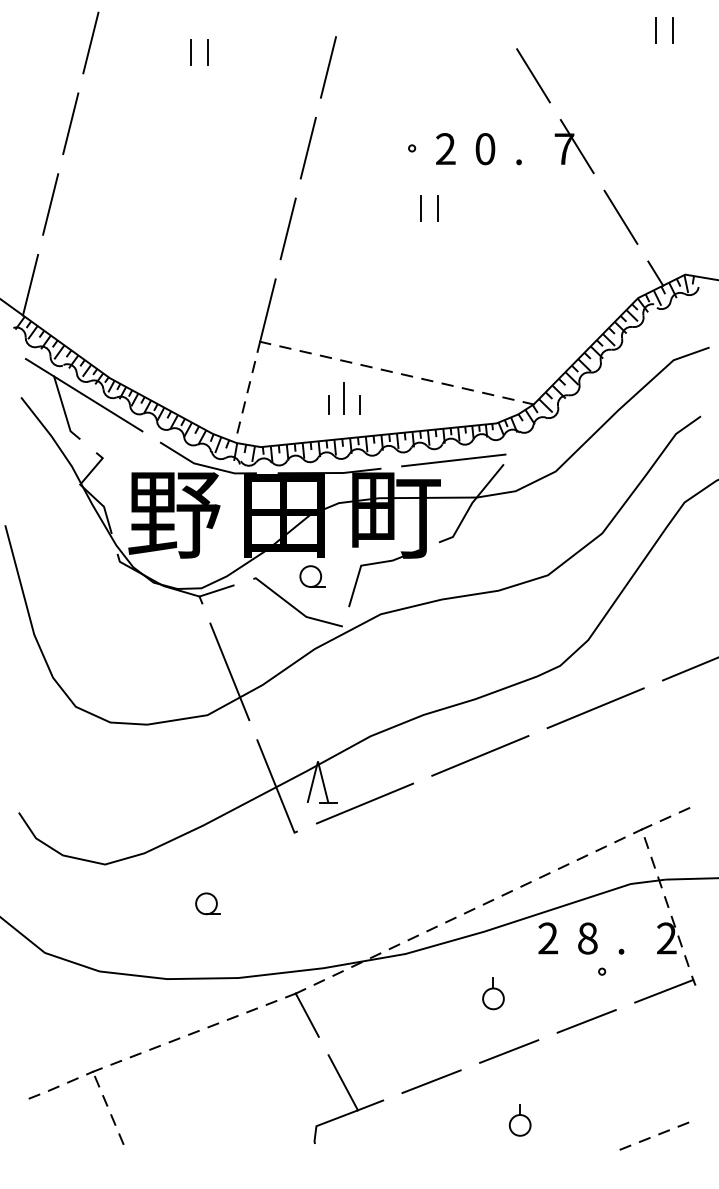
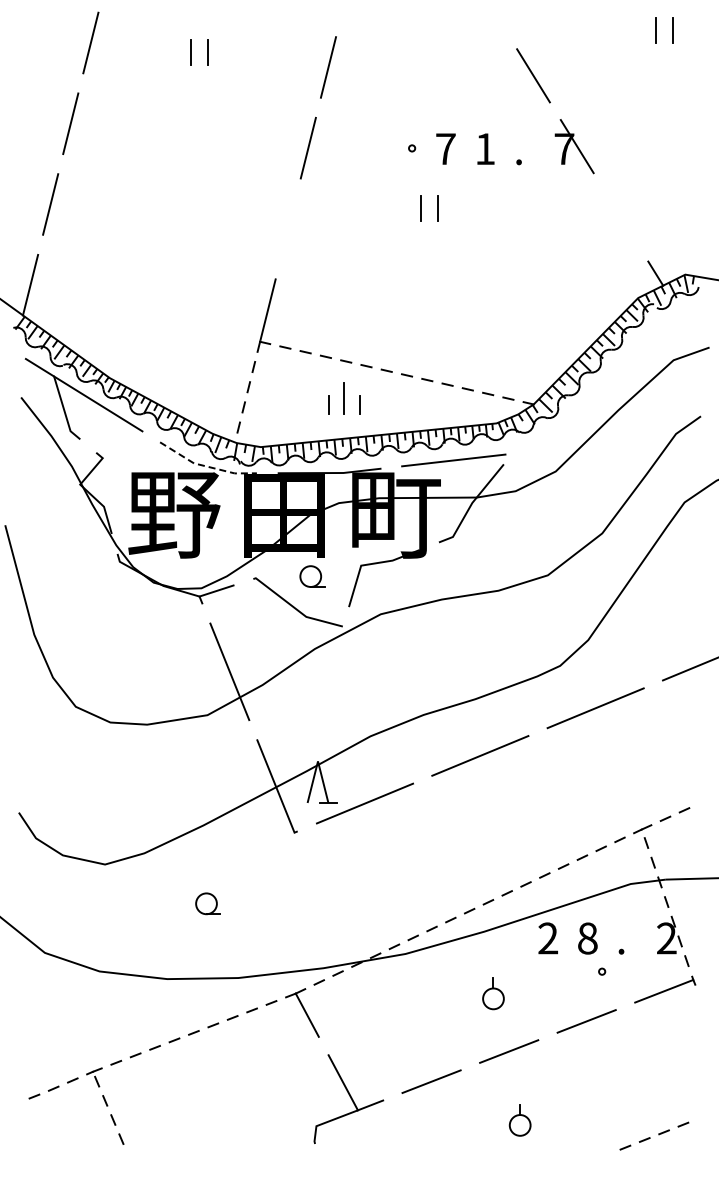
text: 2 -> 7 (445, 148)
text: 0 -> 1 (485, 149)
line: present -> none (620, 216)
line: present -> none (287, 228)
line: solid -> dashed (206, 466)
